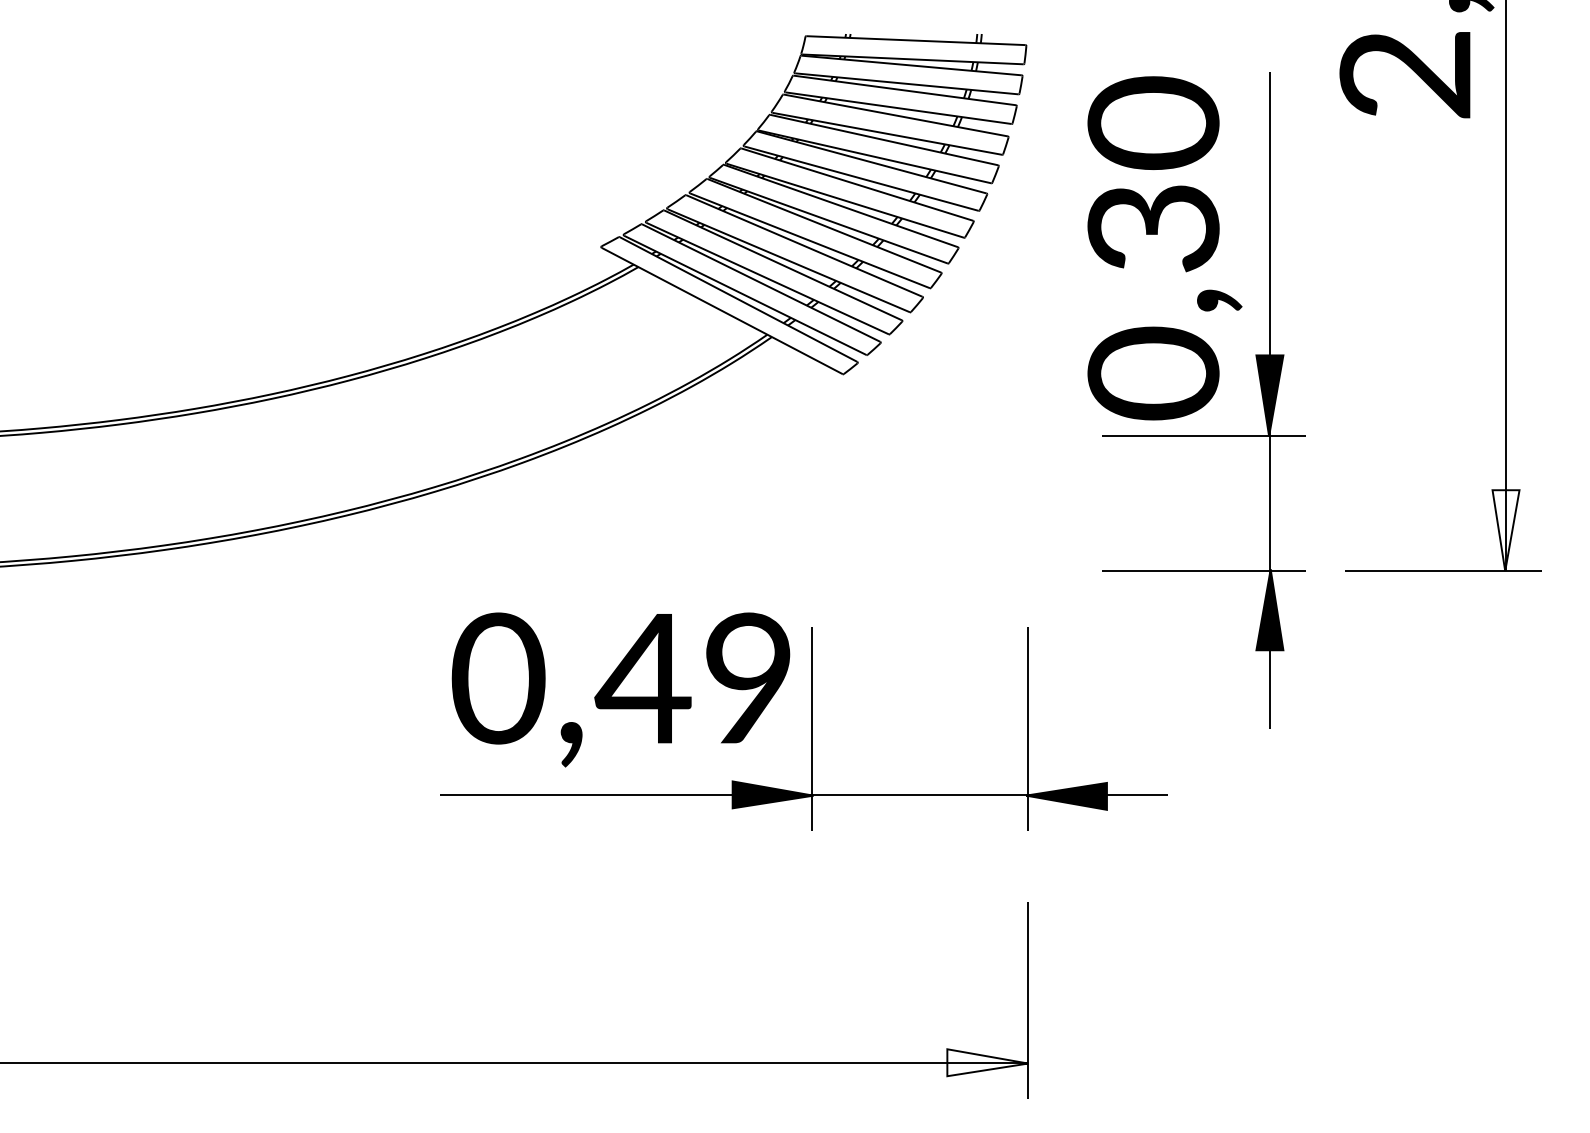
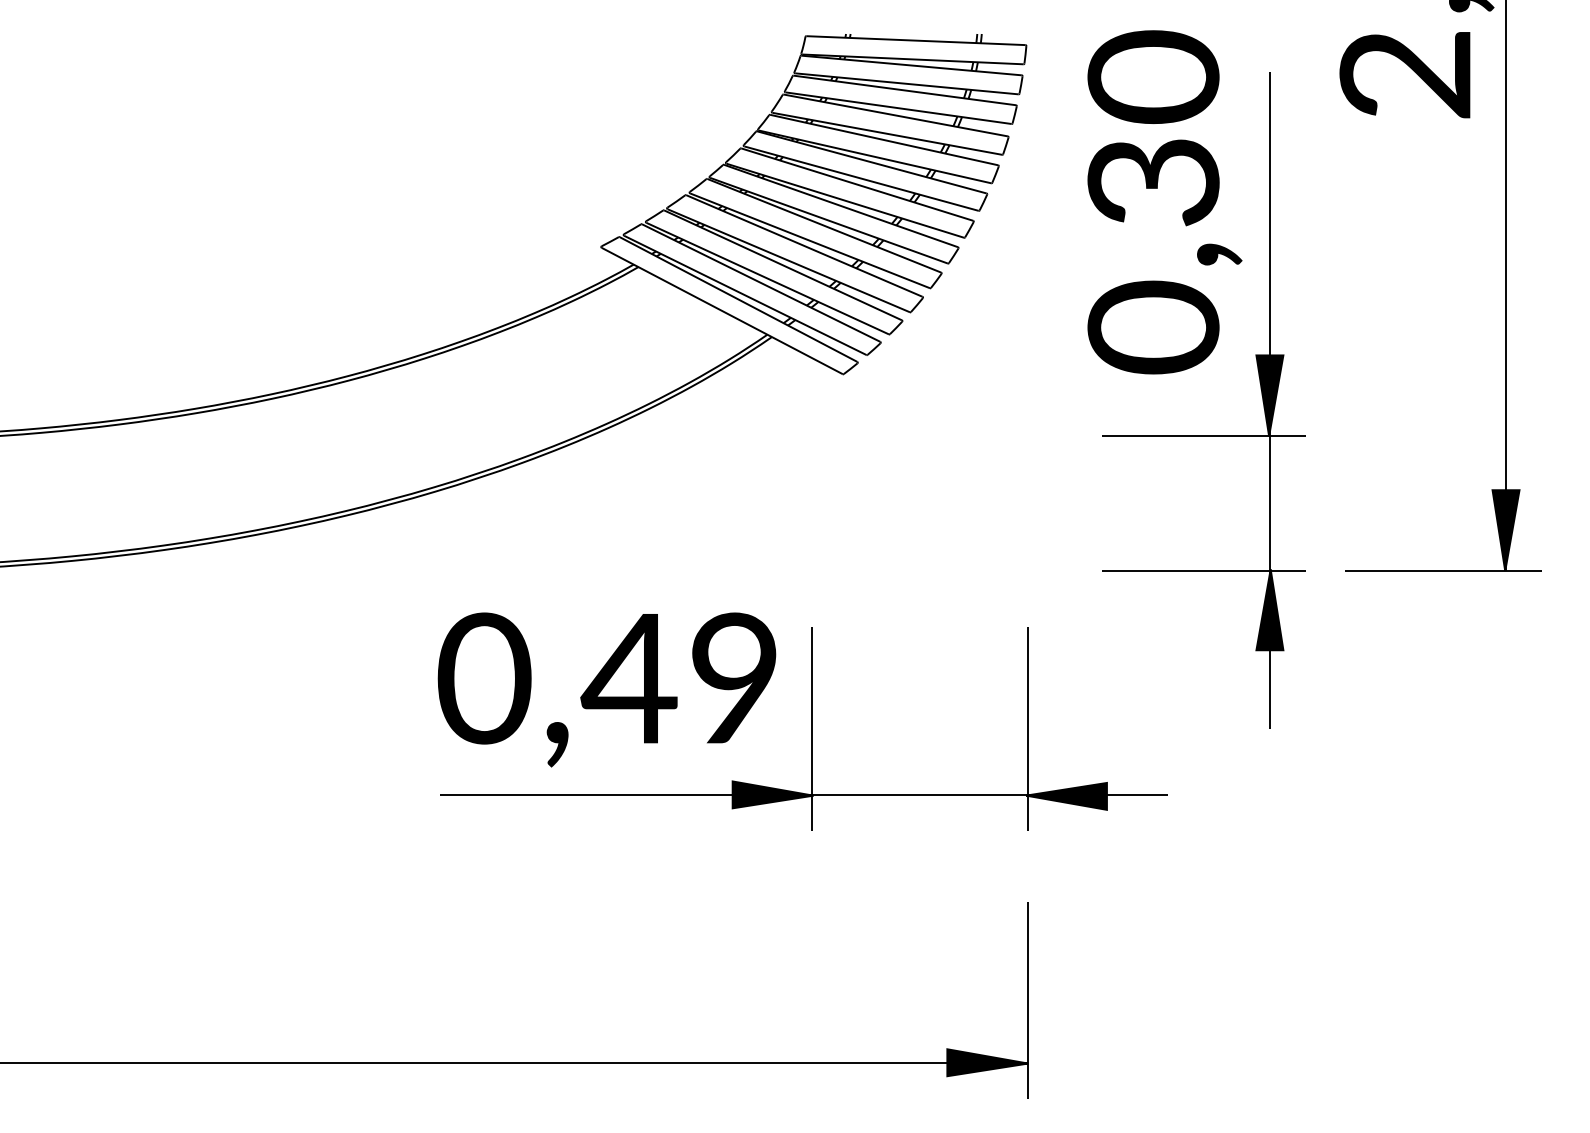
text position: (1164, 248) -> (1164, 202) (1164, 202)
fill: none -> present (1505, 530)
text position: (620, 689) -> (606, 689) (606, 689)
fill: none -> present (987, 1062)
